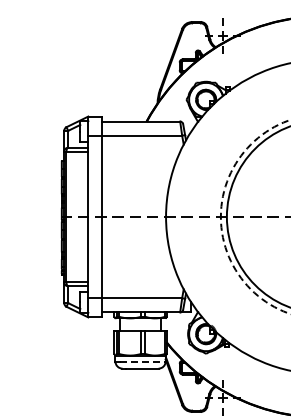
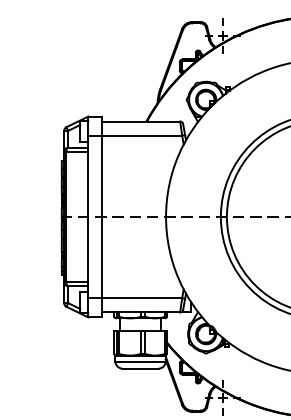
circle: dashed -> solid (255, 216)
line: dashed -> solid (142, 361)
